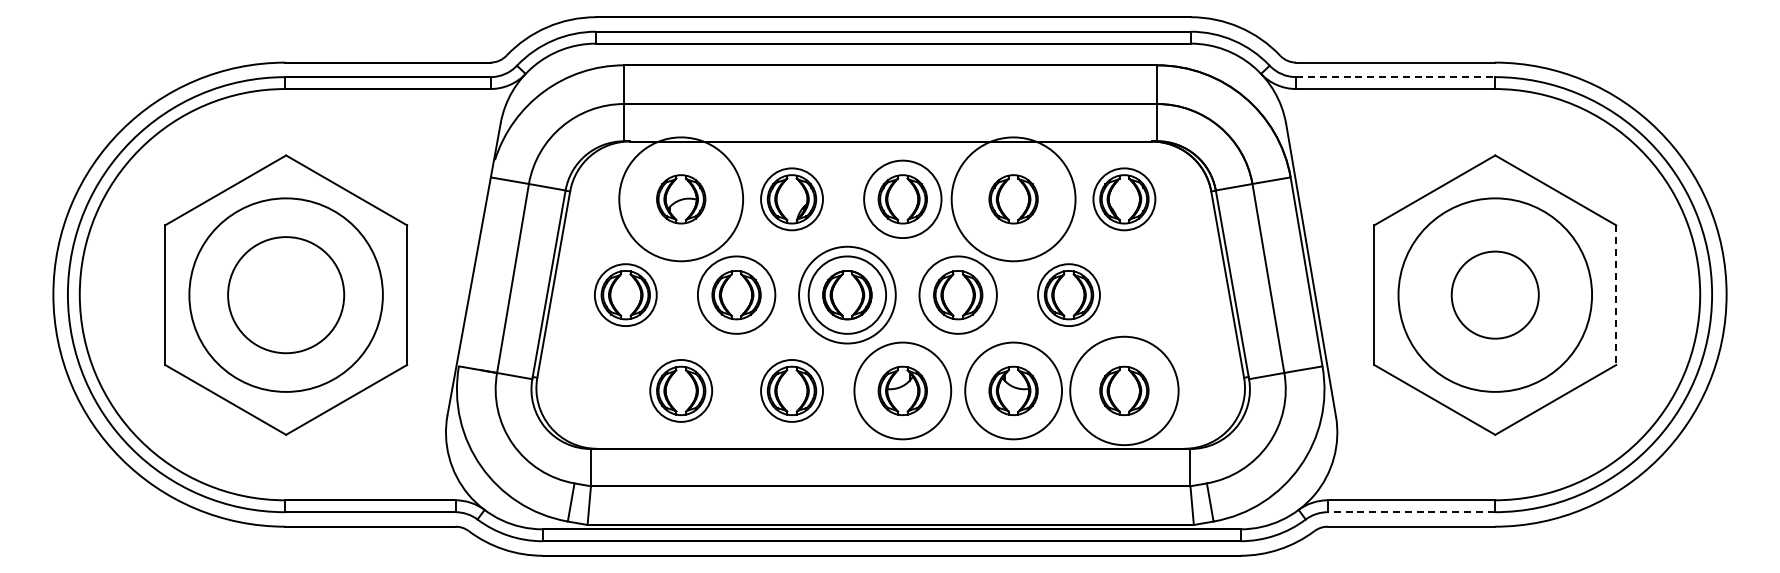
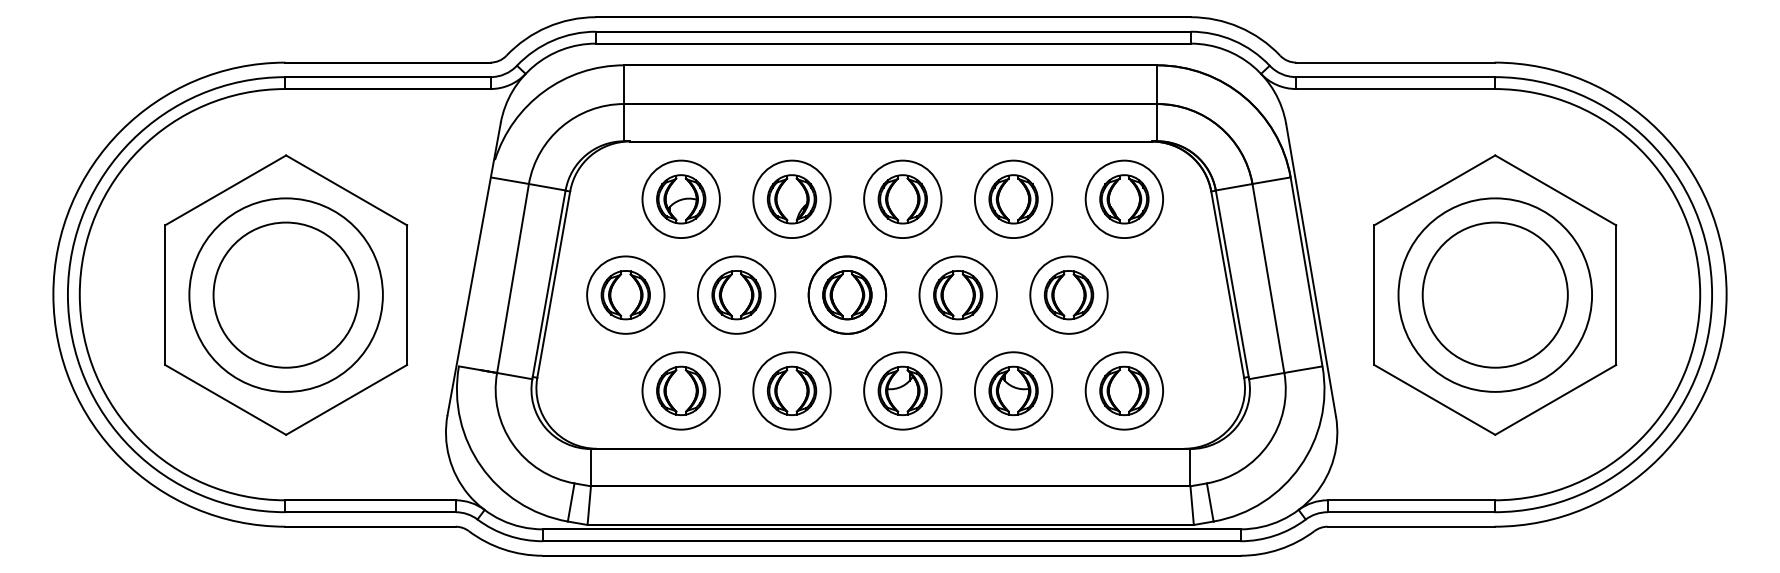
line: dashed -> solid (1395, 77)
circle diameter: 124 px -> 77 px (680, 199)
circle diameter: 62 px -> 77 px (791, 199)
circle diameter: 124 px -> 77 px (1013, 199)
circle diameter: 62 px -> 77 px (1124, 199)
circle diameter: 97 px -> 77 px (847, 294)
circle diameter: 87 px -> 145 px (1494, 294)
circle diameter: 116 px -> 145 px (285, 294)
circle diameter: 62 px -> 77 px (625, 294)
circle diameter: 62 px -> 77 px (1068, 294)
line: dashed -> solid (1616, 295)
circle diameter: 62 px -> 77 px (680, 390)
circle diameter: 62 px -> 77 px (791, 390)
circle diameter: 97 px -> 77 px (902, 390)
circle diameter: 97 px -> 77 px (1013, 390)
circle diameter: 108 px -> 77 px (1124, 390)
line: dashed -> solid (1410, 512)
